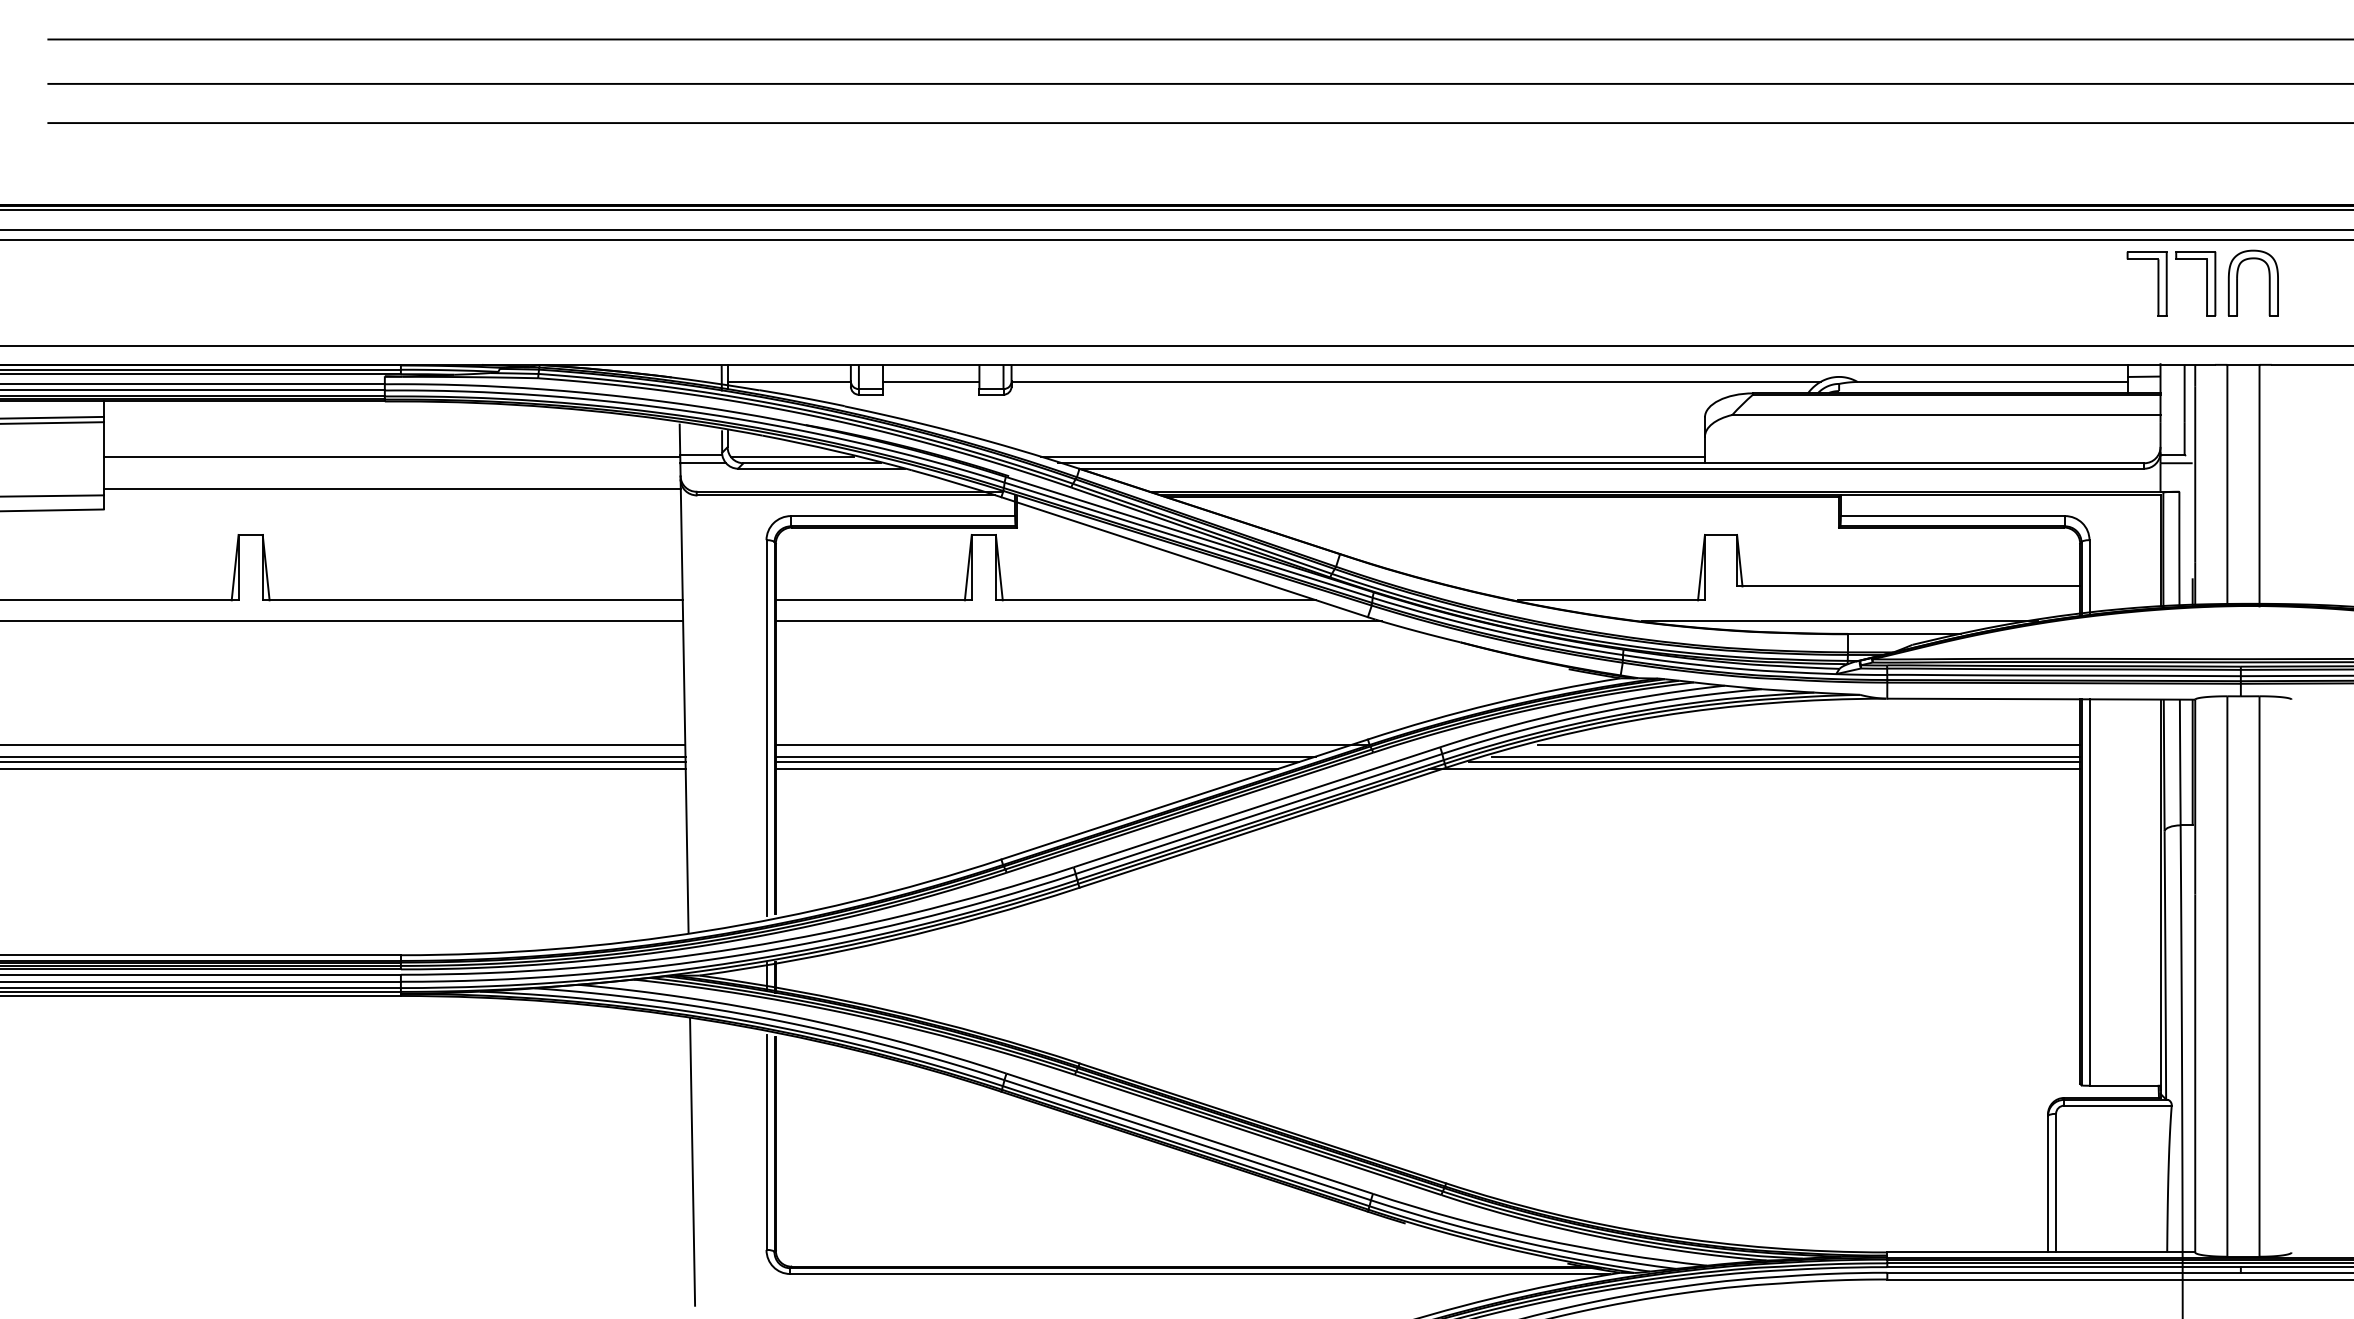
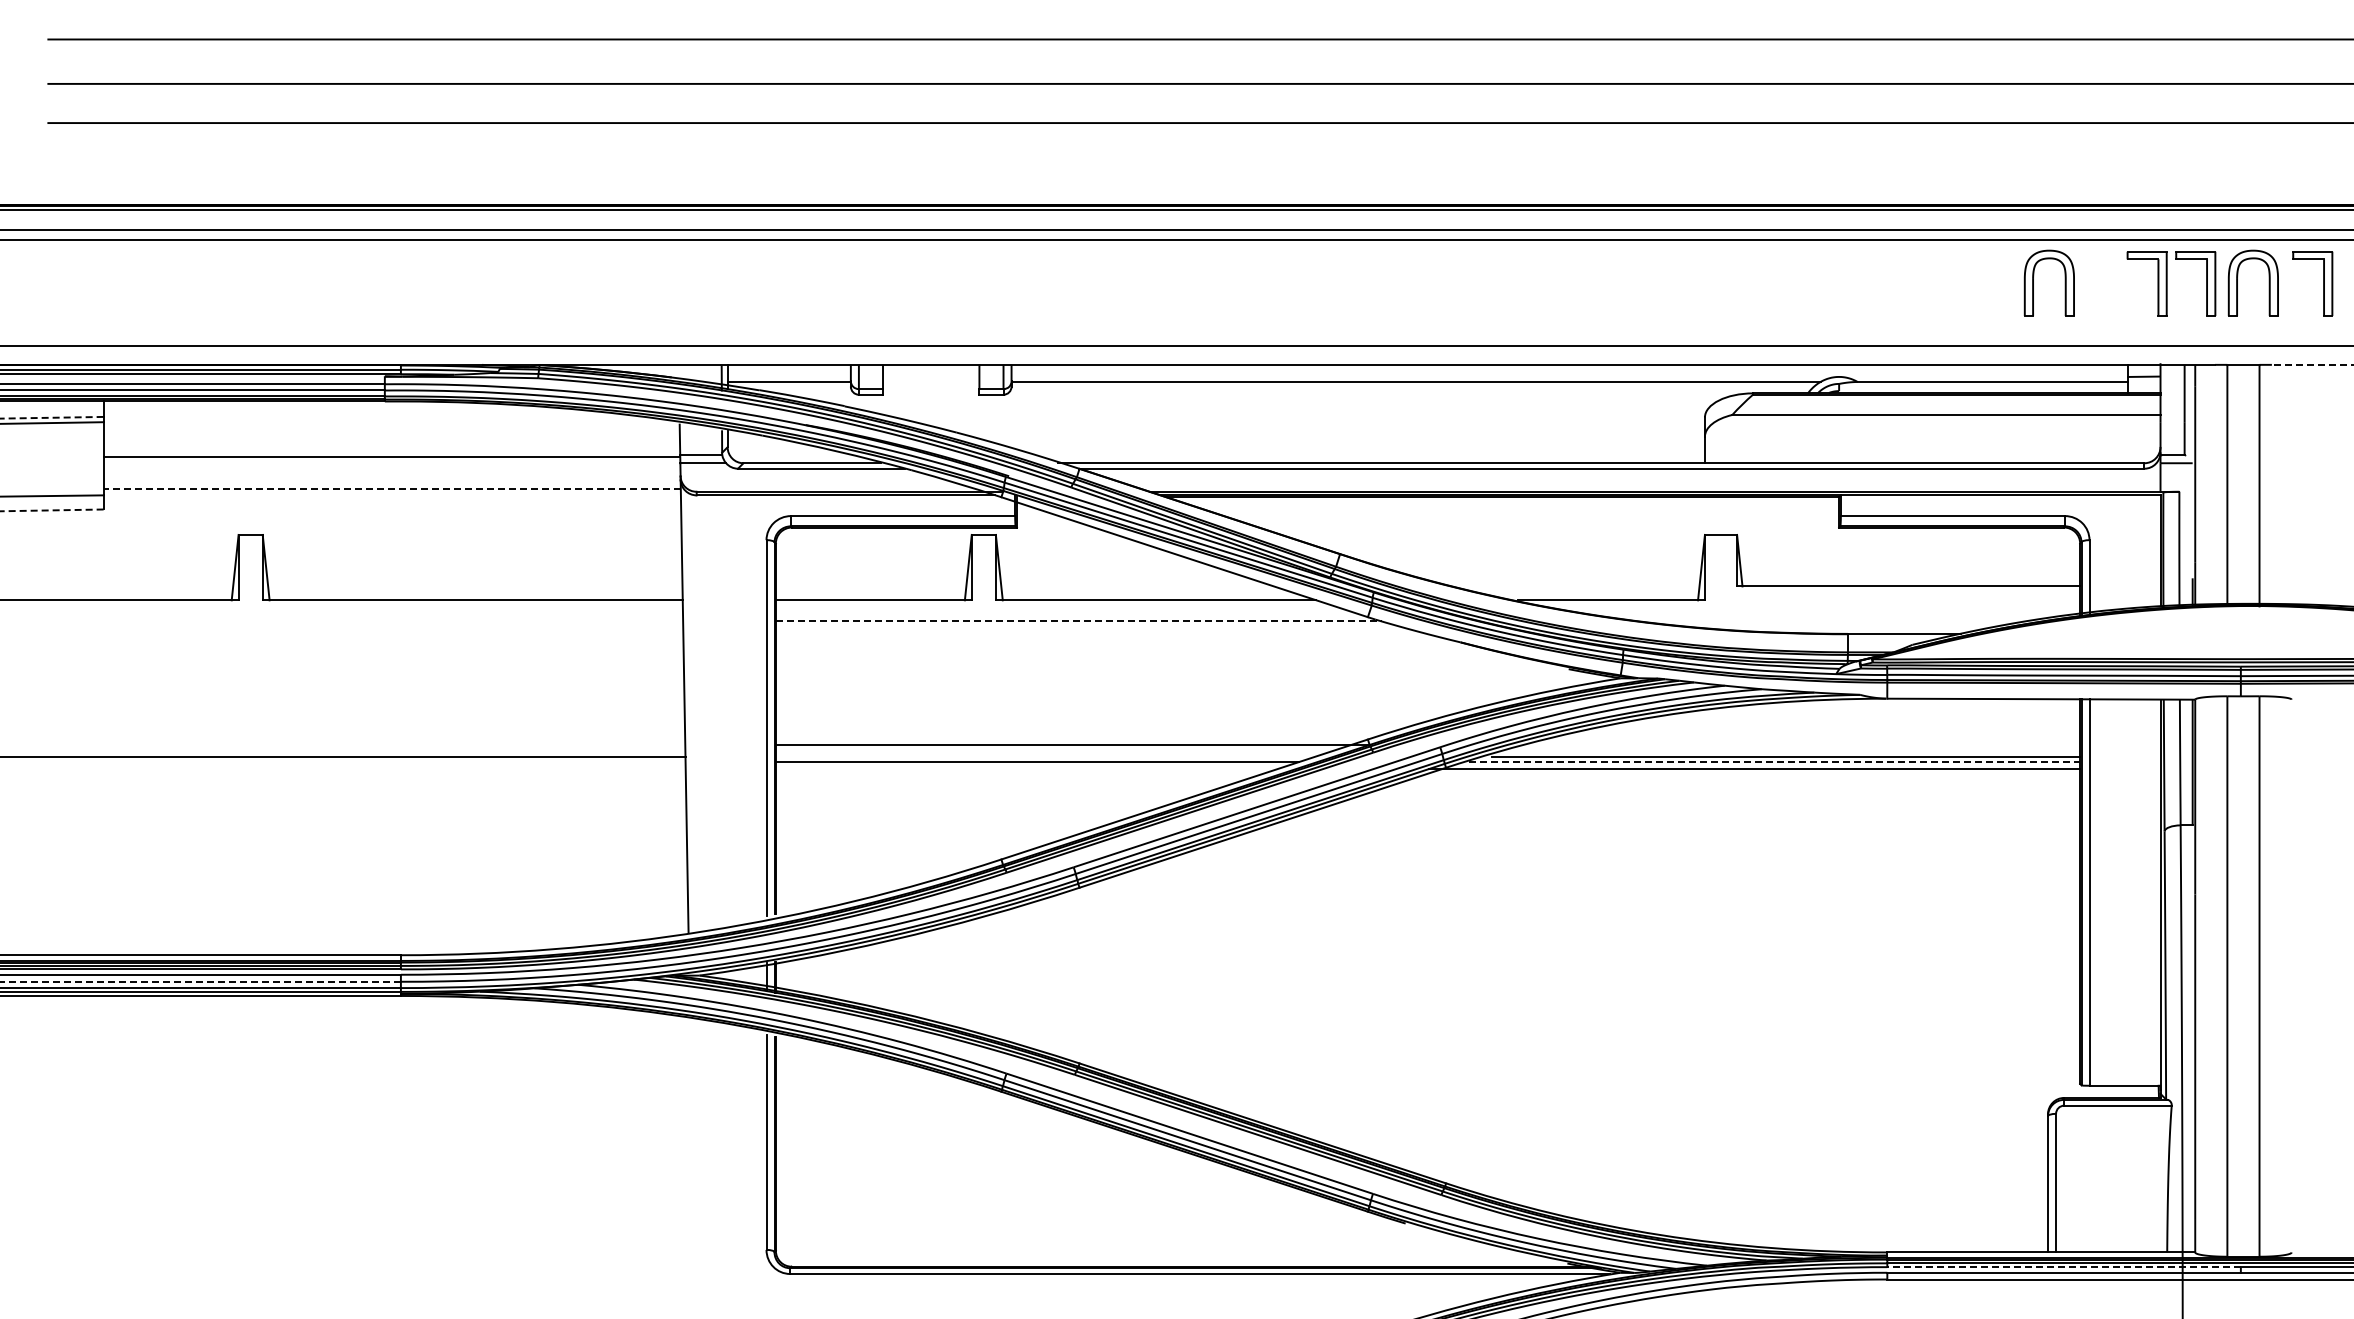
part: none -> present (2033, 282)
part: none -> present (2323, 283)
line: solid -> dashed (2312, 364)
line: present -> none (931, 382)
line: solid -> dashed (51, 417)
line: present -> none (792, 456)
line: present -> none (1372, 456)
line: solid -> dashed (392, 488)
line: solid -> dashed (51, 510)
line: present -> none (342, 621)
line: solid -> dashed (1079, 621)
line: present -> none (1839, 621)
line: present -> none (343, 745)
line: present -> none (1809, 745)
line: present -> none (1045, 756)
line: present -> none (343, 762)
line: solid -> dashed (1775, 762)
line: present -> none (343, 769)
line: present -> none (1026, 769)
line: solid -> dashed (200, 981)
line: present -> none (692, 1161)
line: solid -> dashed (2064, 1267)
